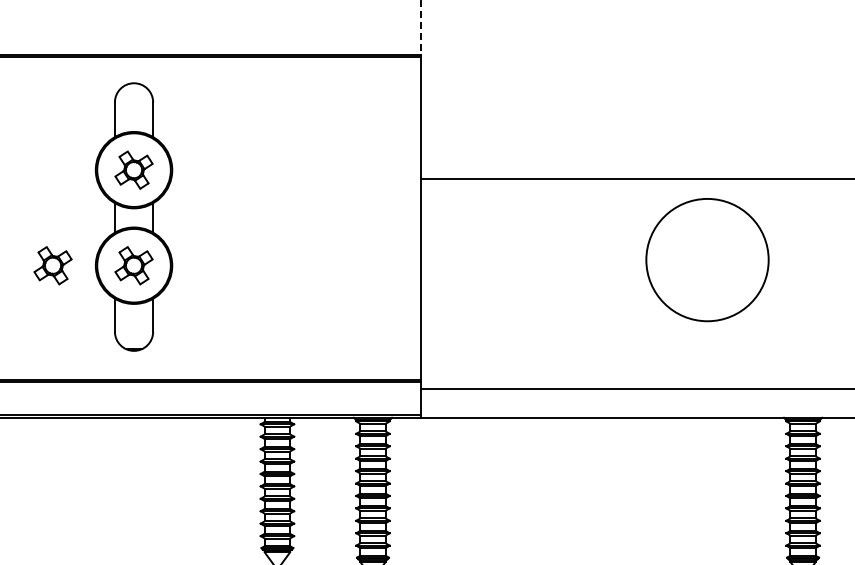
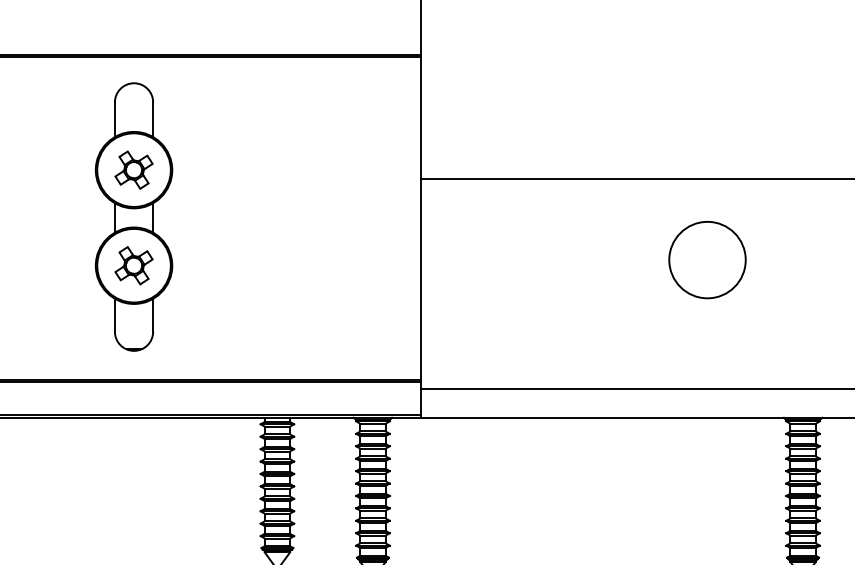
line: dashed -> solid (420, 27)
circle diameter: 122 px -> 76 px (707, 259)
part: present -> none (52, 265)
